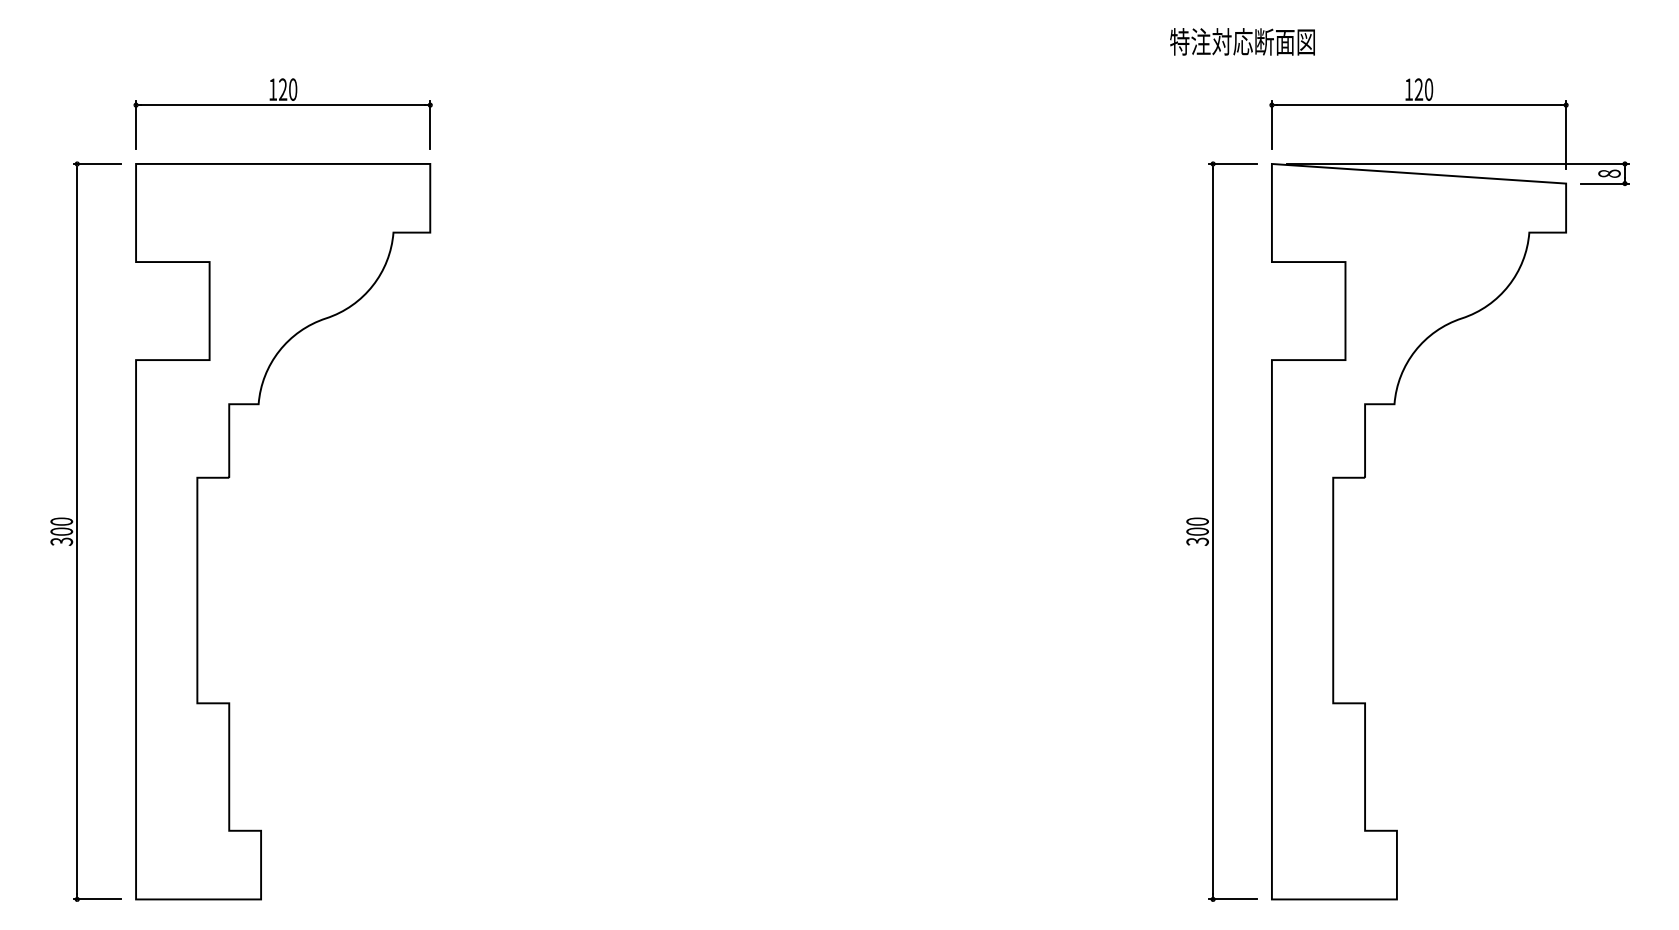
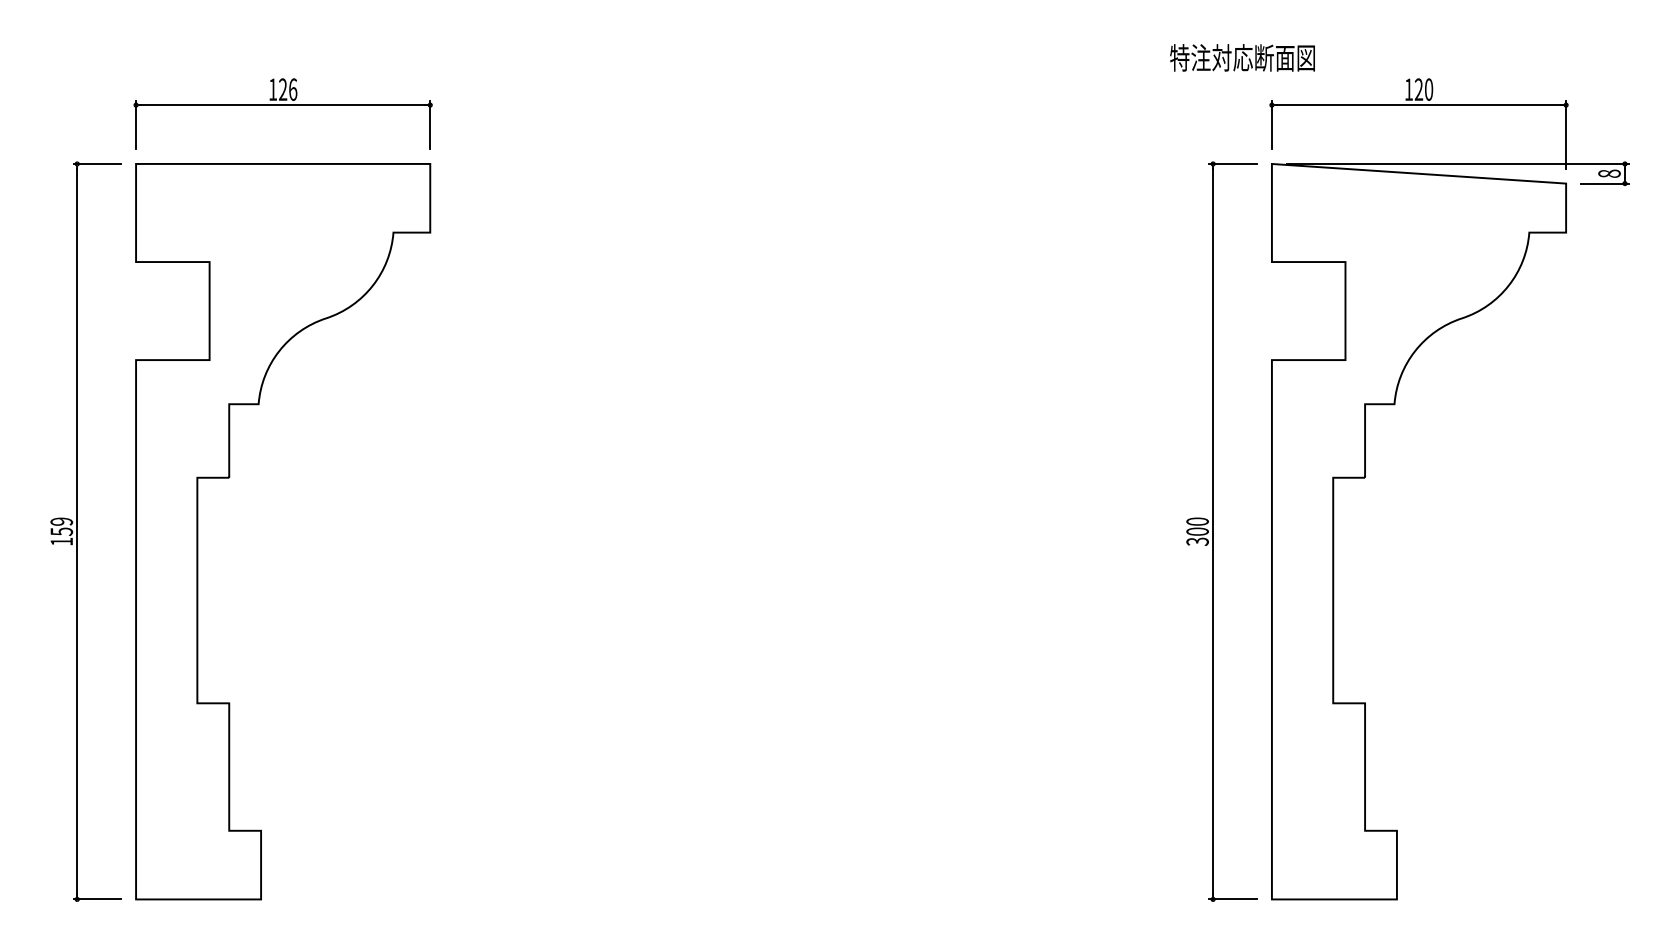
text position: (1242, 41) -> (1242, 57) (1242, 57)
text: 120 -> 126 (293, 89)
text: 300 -> 159 (61, 531)
